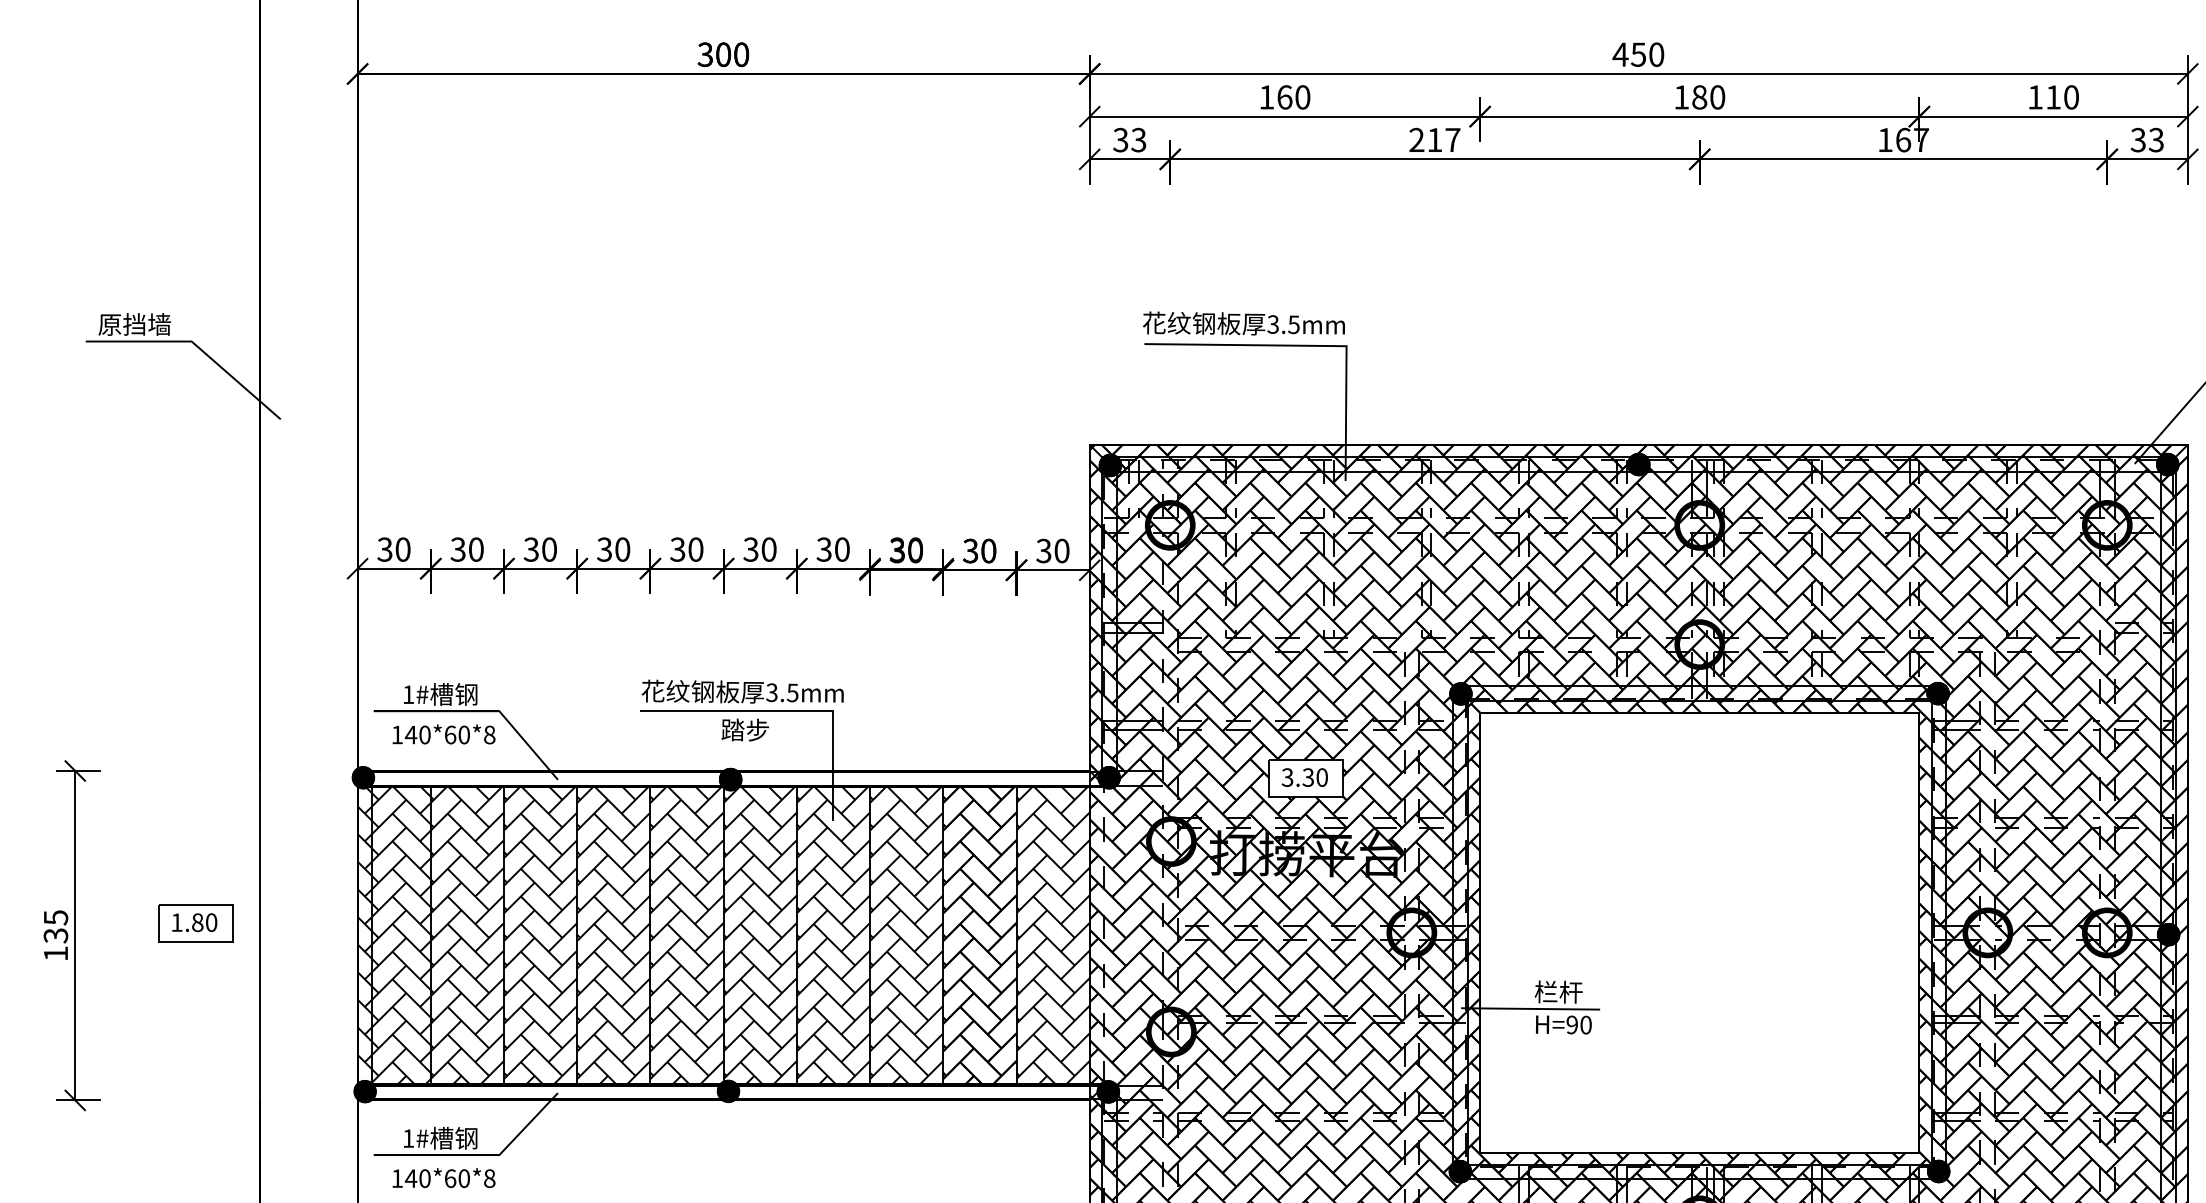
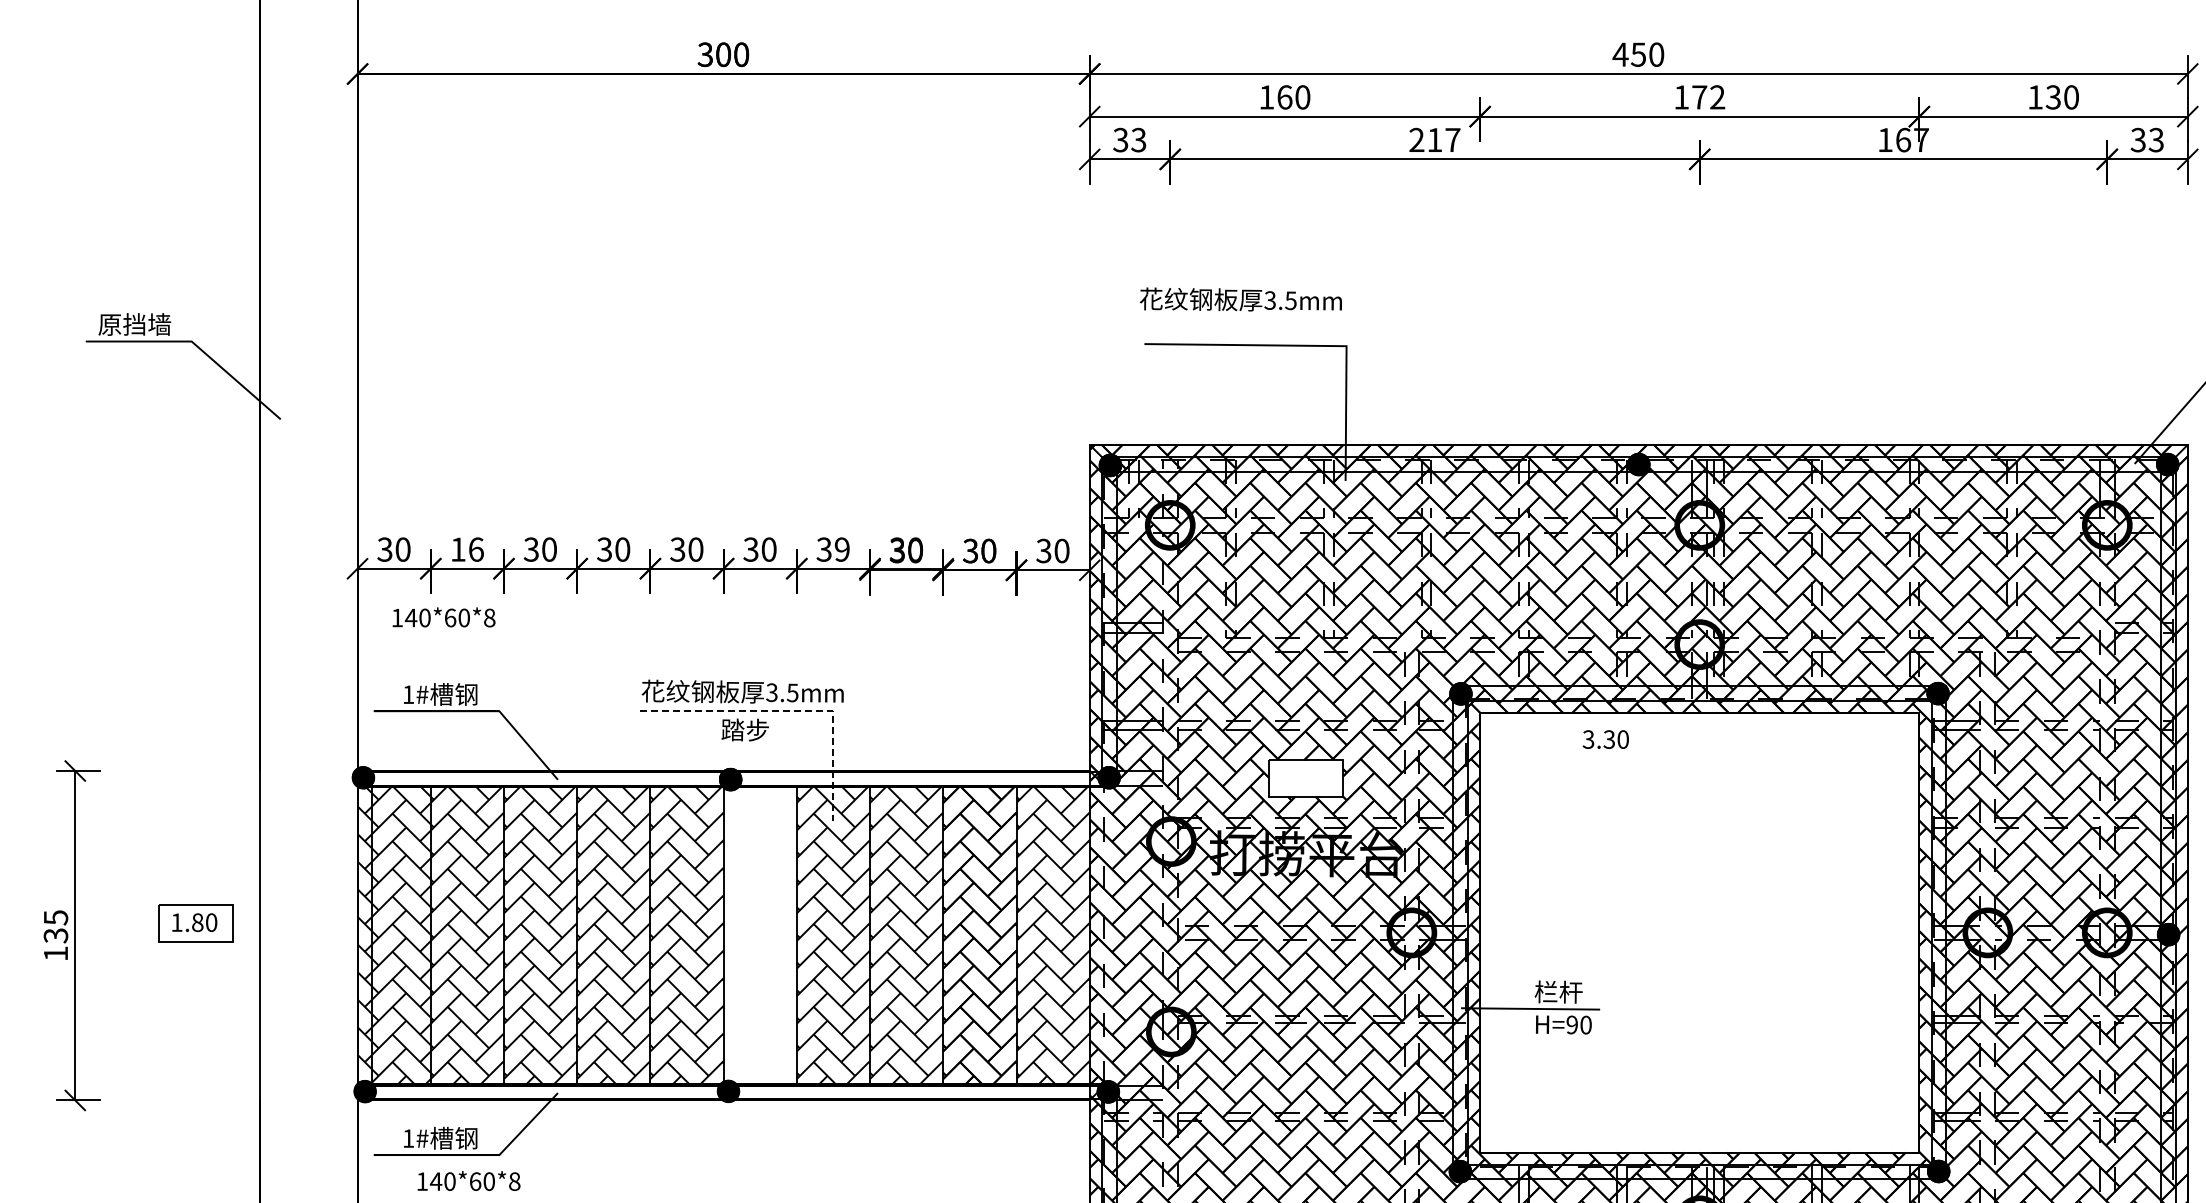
text: 180 -> 172 (1708, 97)
text: 110 -> 130 (2052, 97)
text position: (1243, 323) -> (1240, 299) (1240, 299)
text: 30 -> 16 (466, 549)
text: 30 -> 39 (841, 549)
line: solid -> dashed (793, 711)
text position: (443, 734) -> (443, 617) (443, 617)
text position: (1304, 777) -> (1605, 739) (1605, 739)
hatch: present -> none (759, 935)
text position: (443, 1177) -> (468, 1180) (468, 1180)
